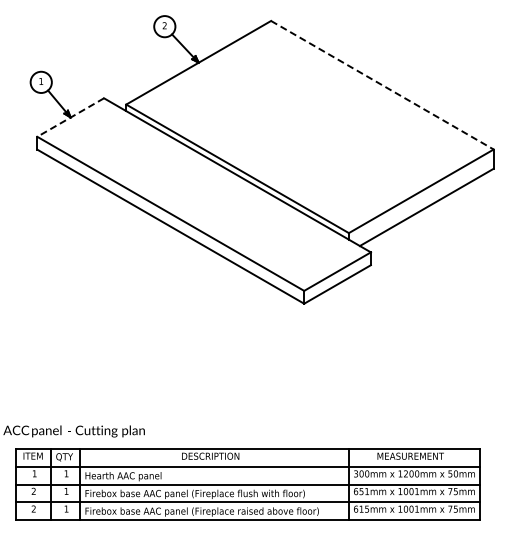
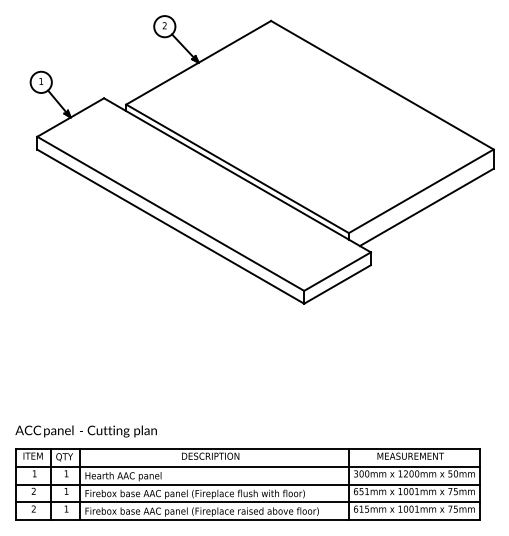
line: dashed -> solid (382, 85)
line: dashed -> solid (70, 117)
text position: (73, 431) -> (85, 431) (85, 431)
